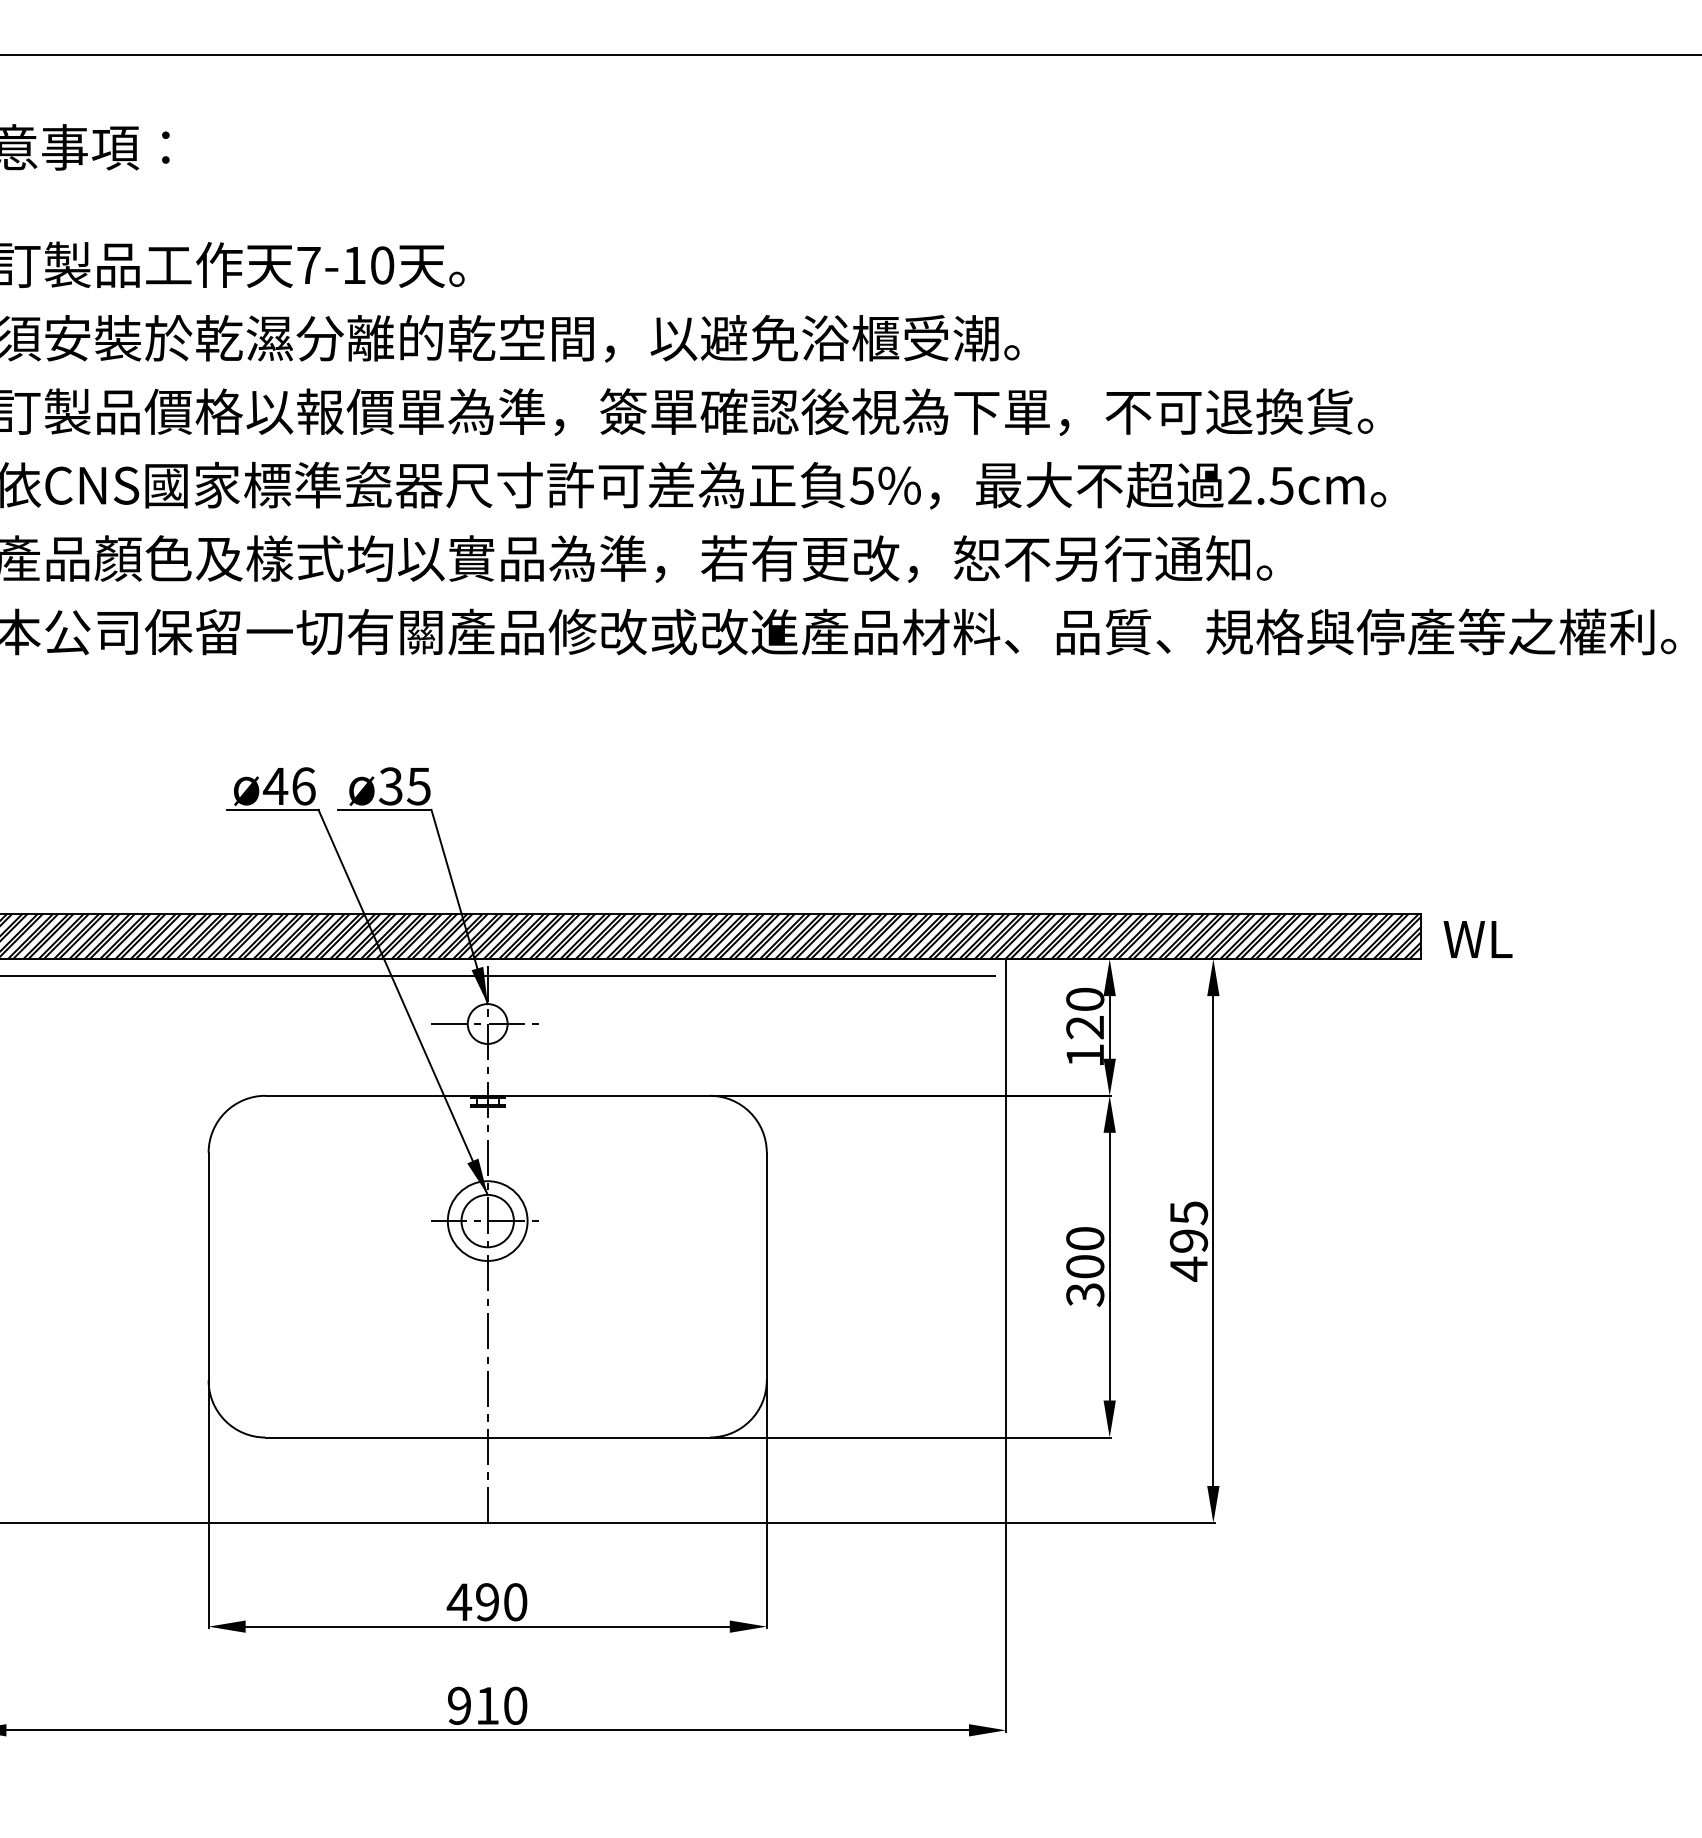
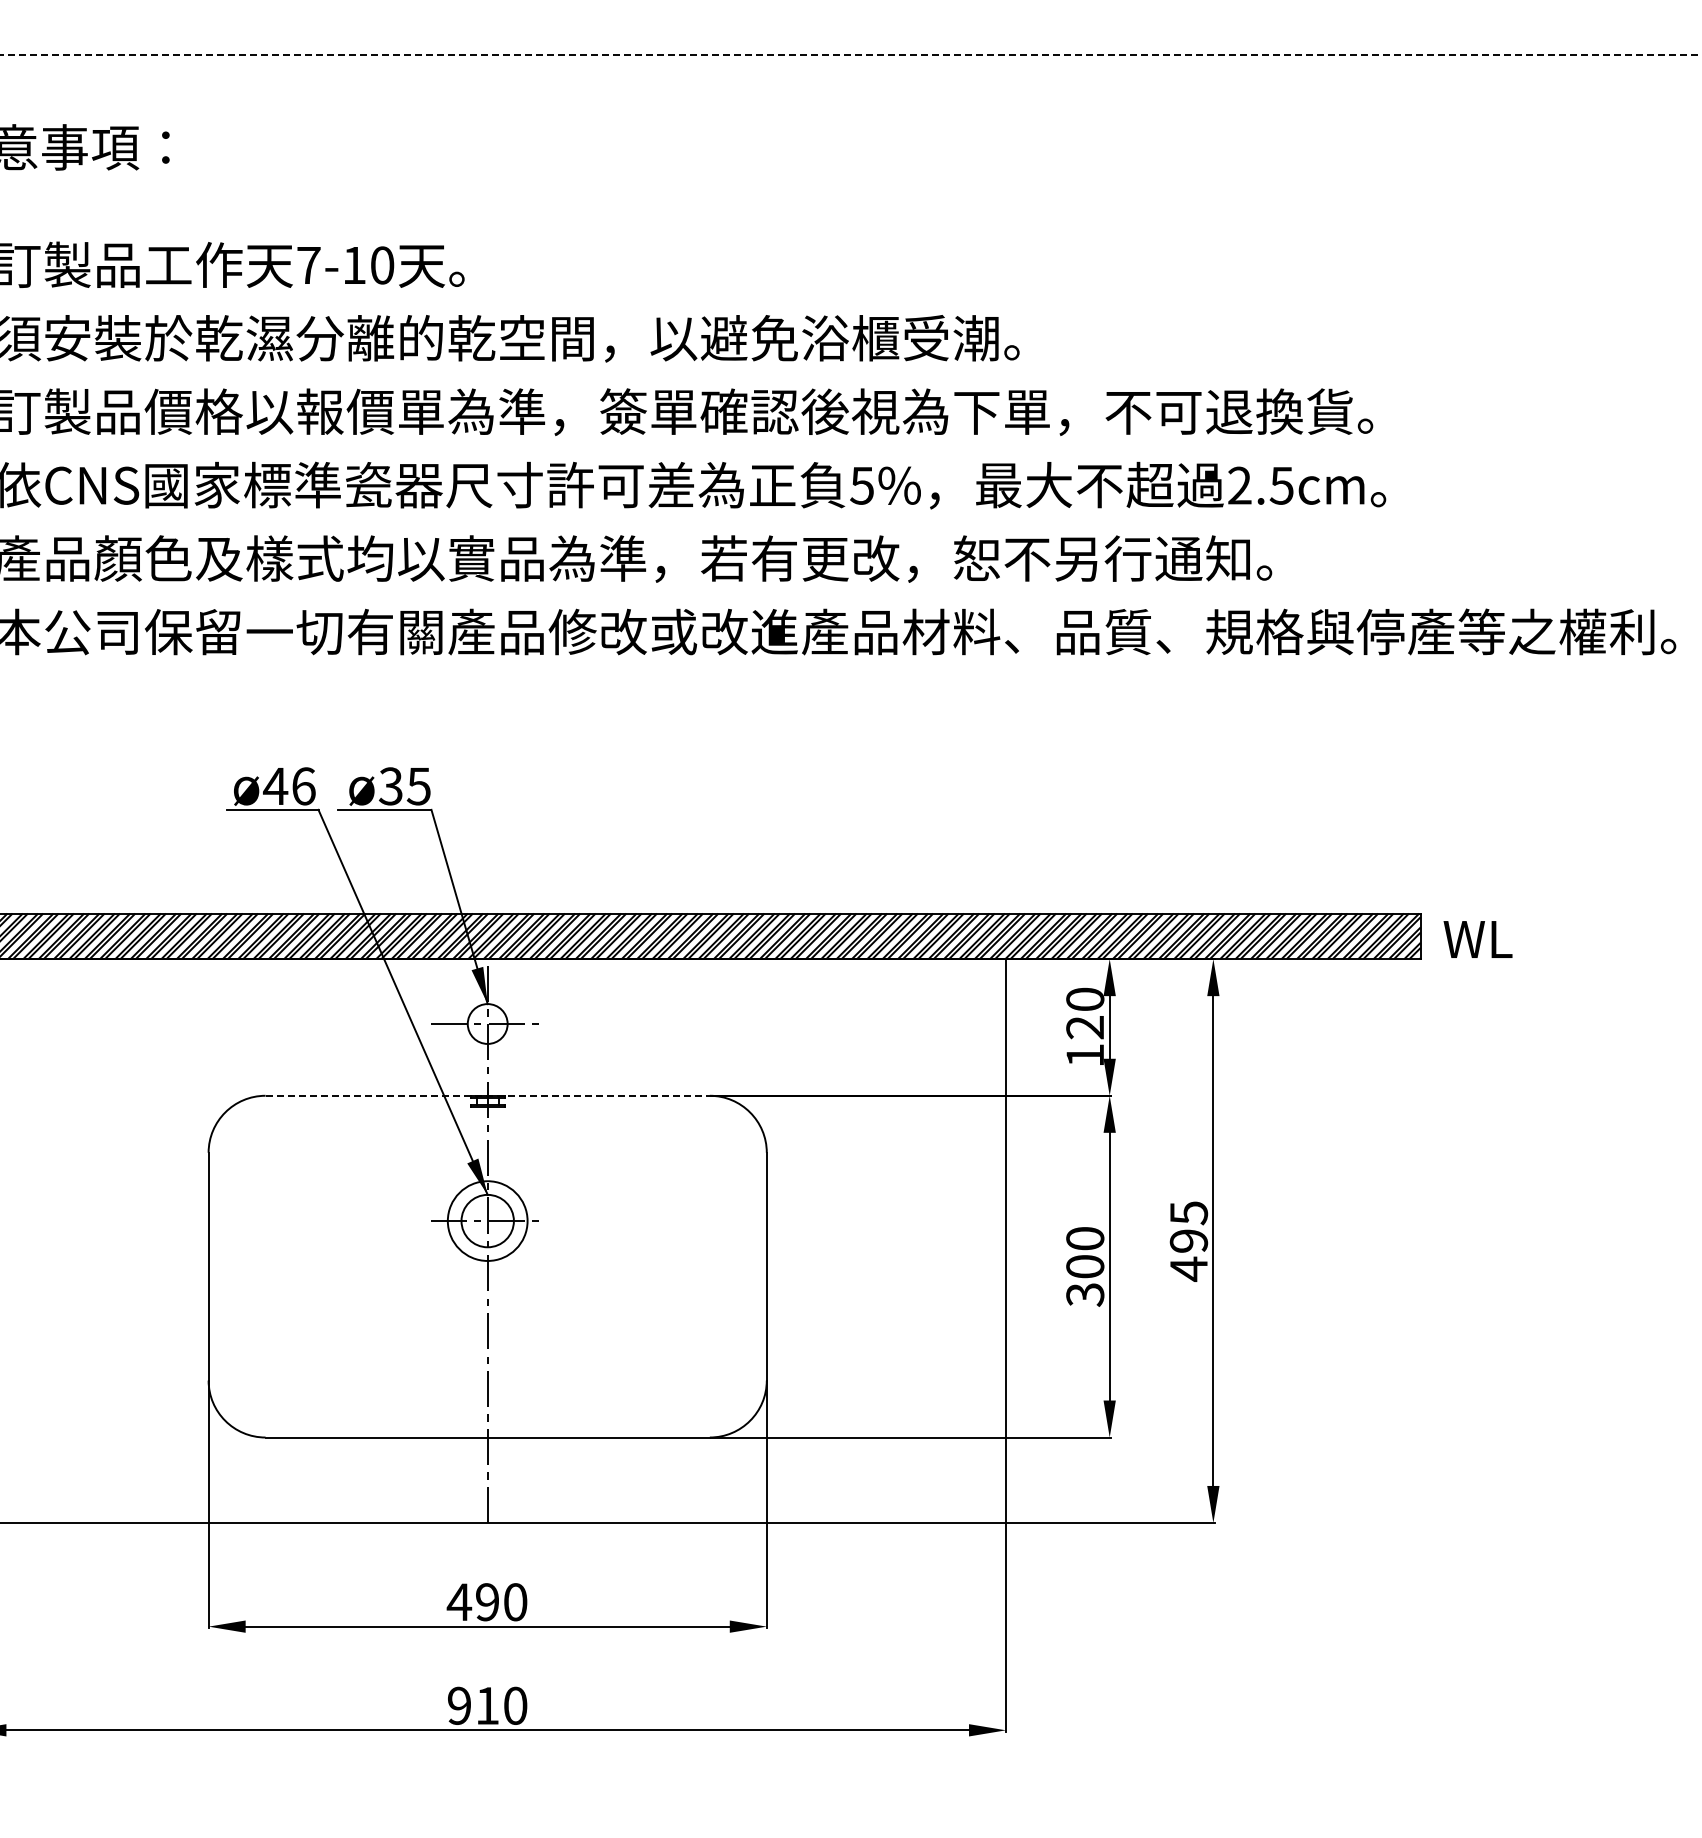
line: solid -> dashed (851, 55)
line: present -> none (498, 976)
line: solid -> dashed (488, 1095)
